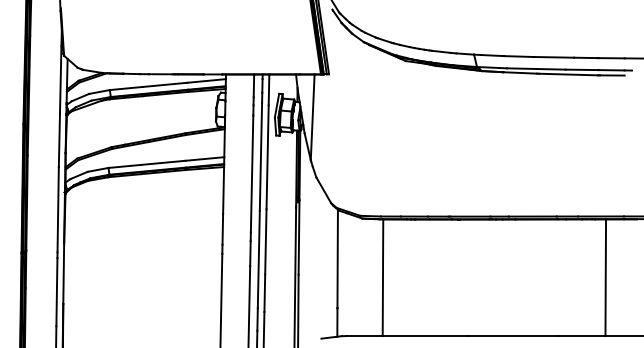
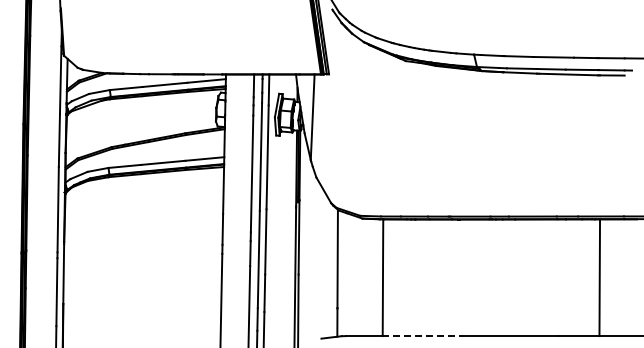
line position: (605, 277) -> (599, 277) (599, 277)
line: solid -> dashed (424, 336)
